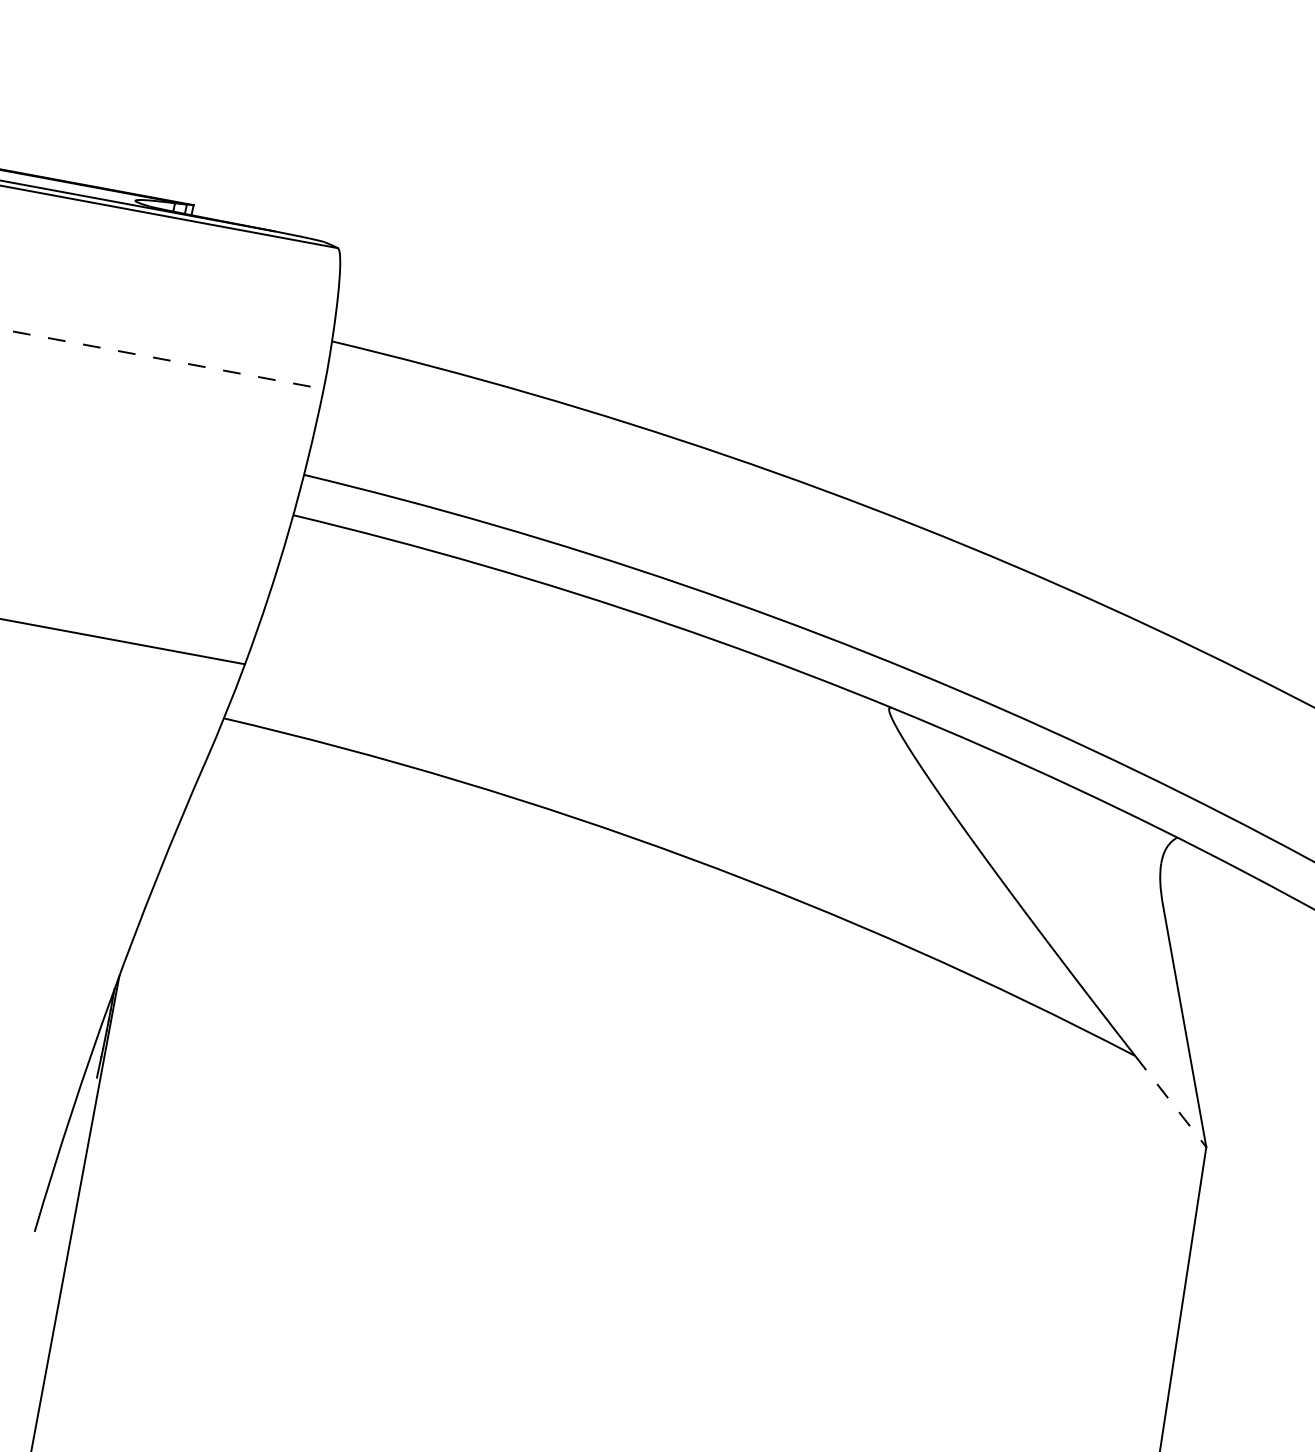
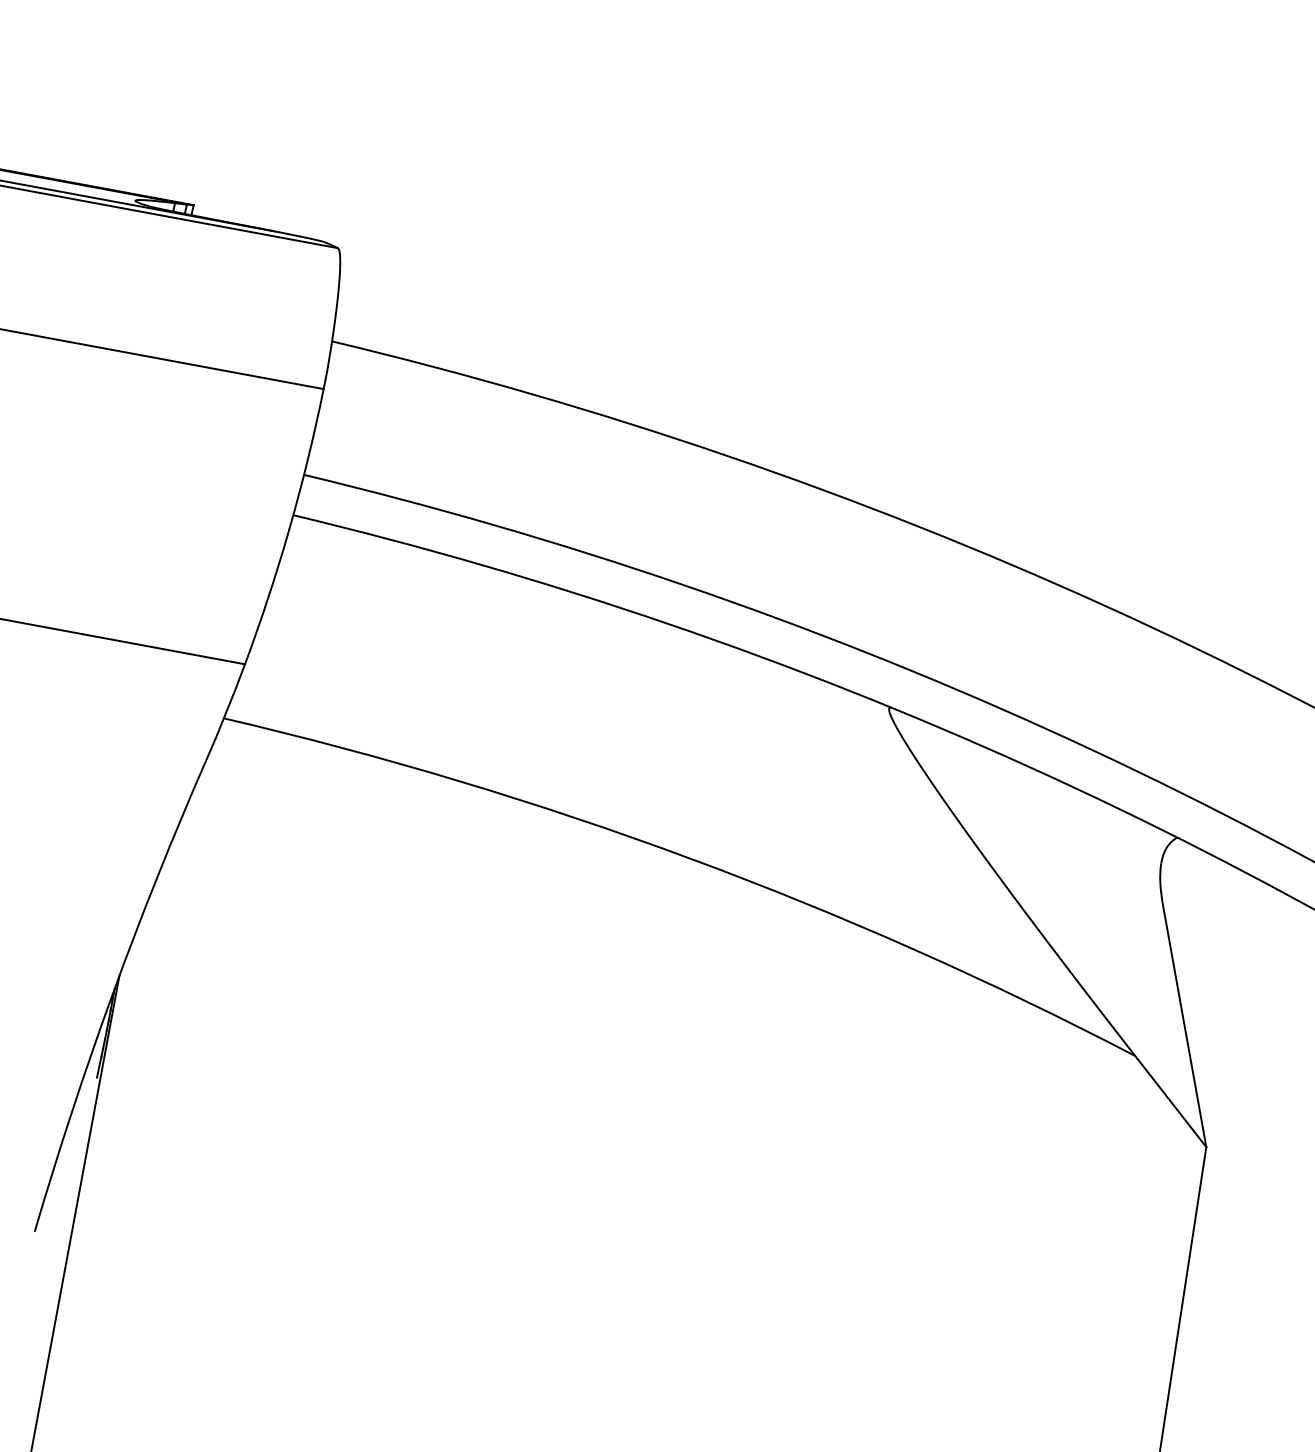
line: dashed -> solid (162, 359)
line: dashed -> solid (1170, 1101)
